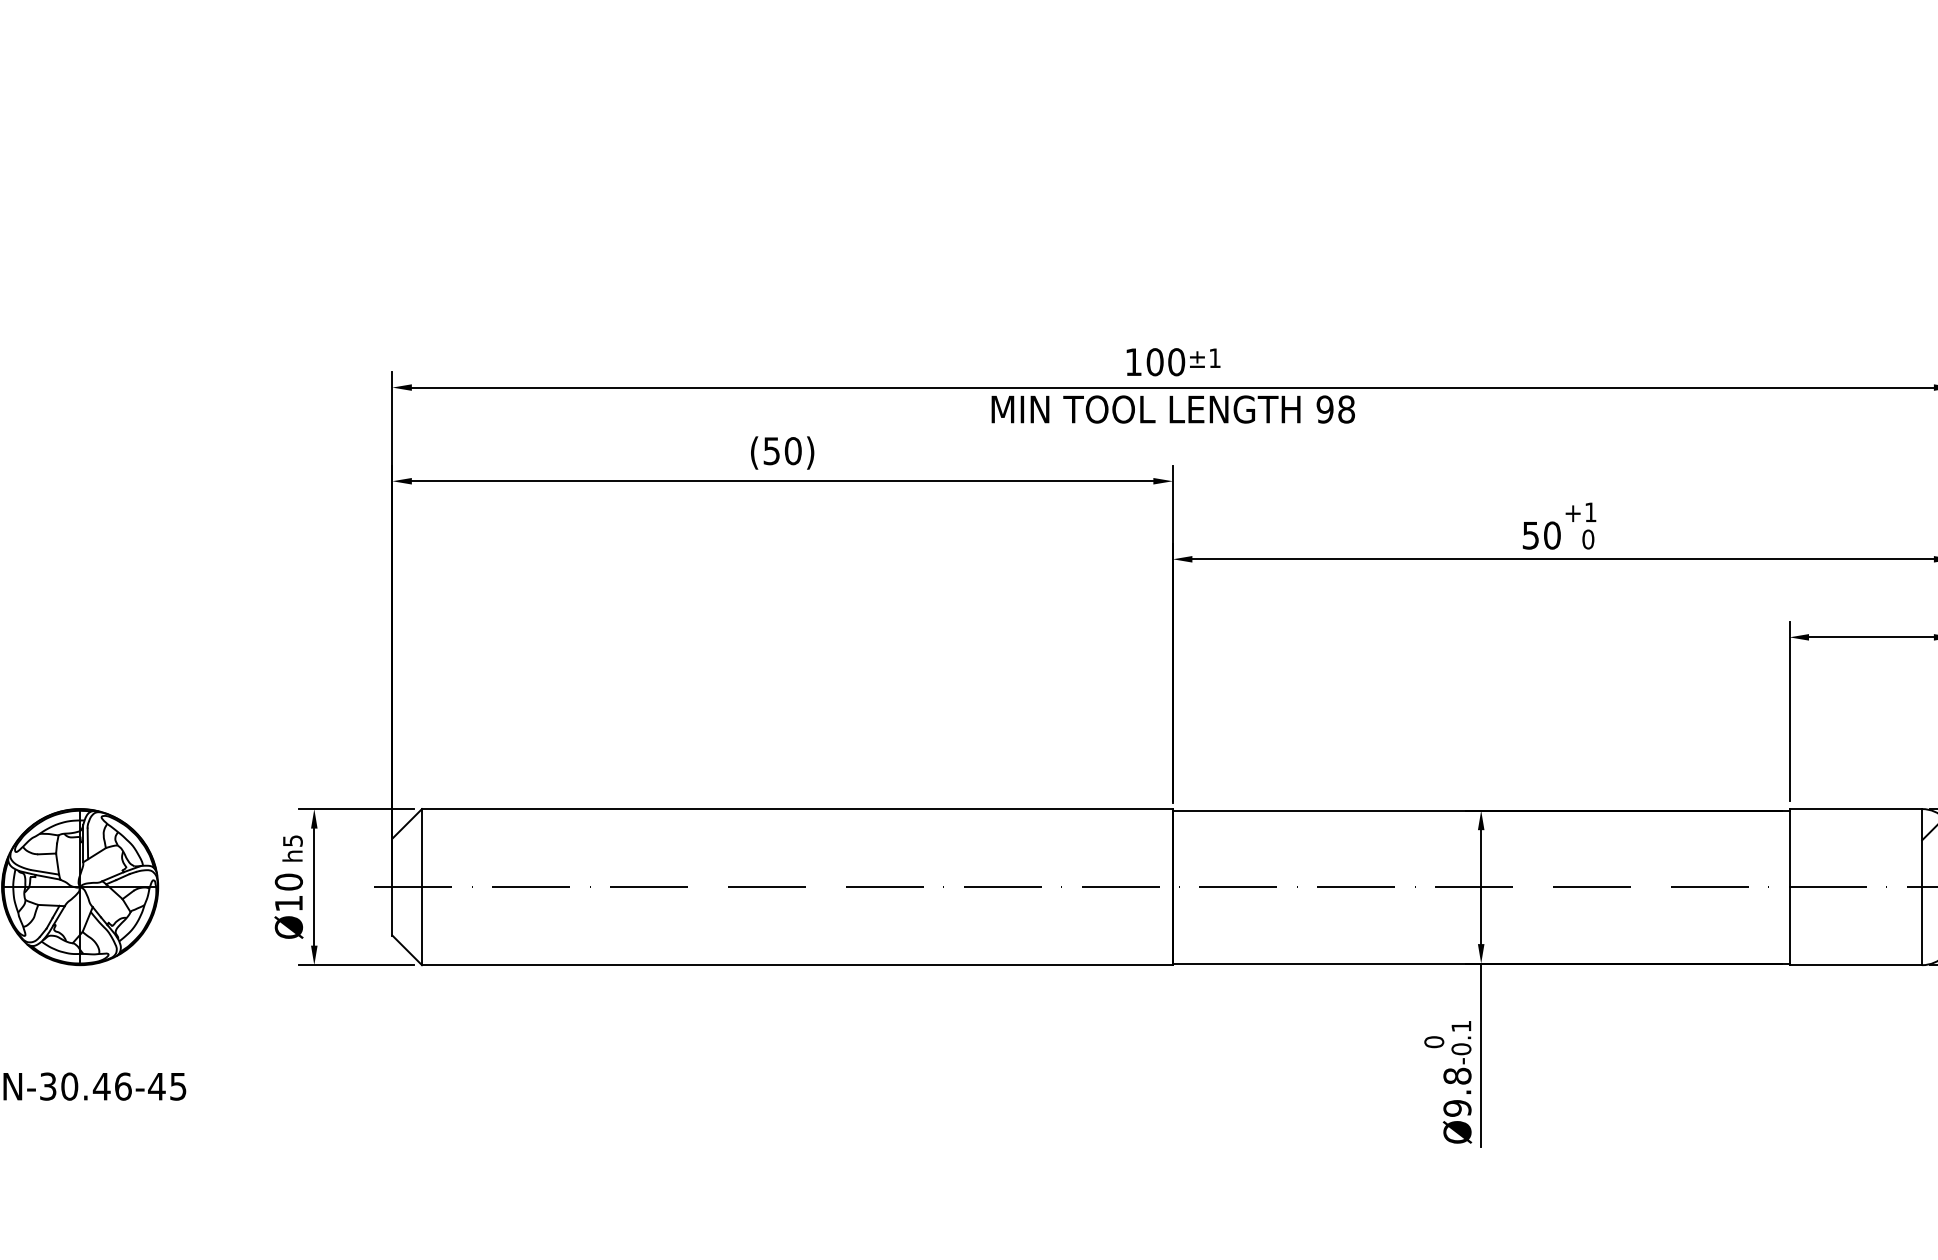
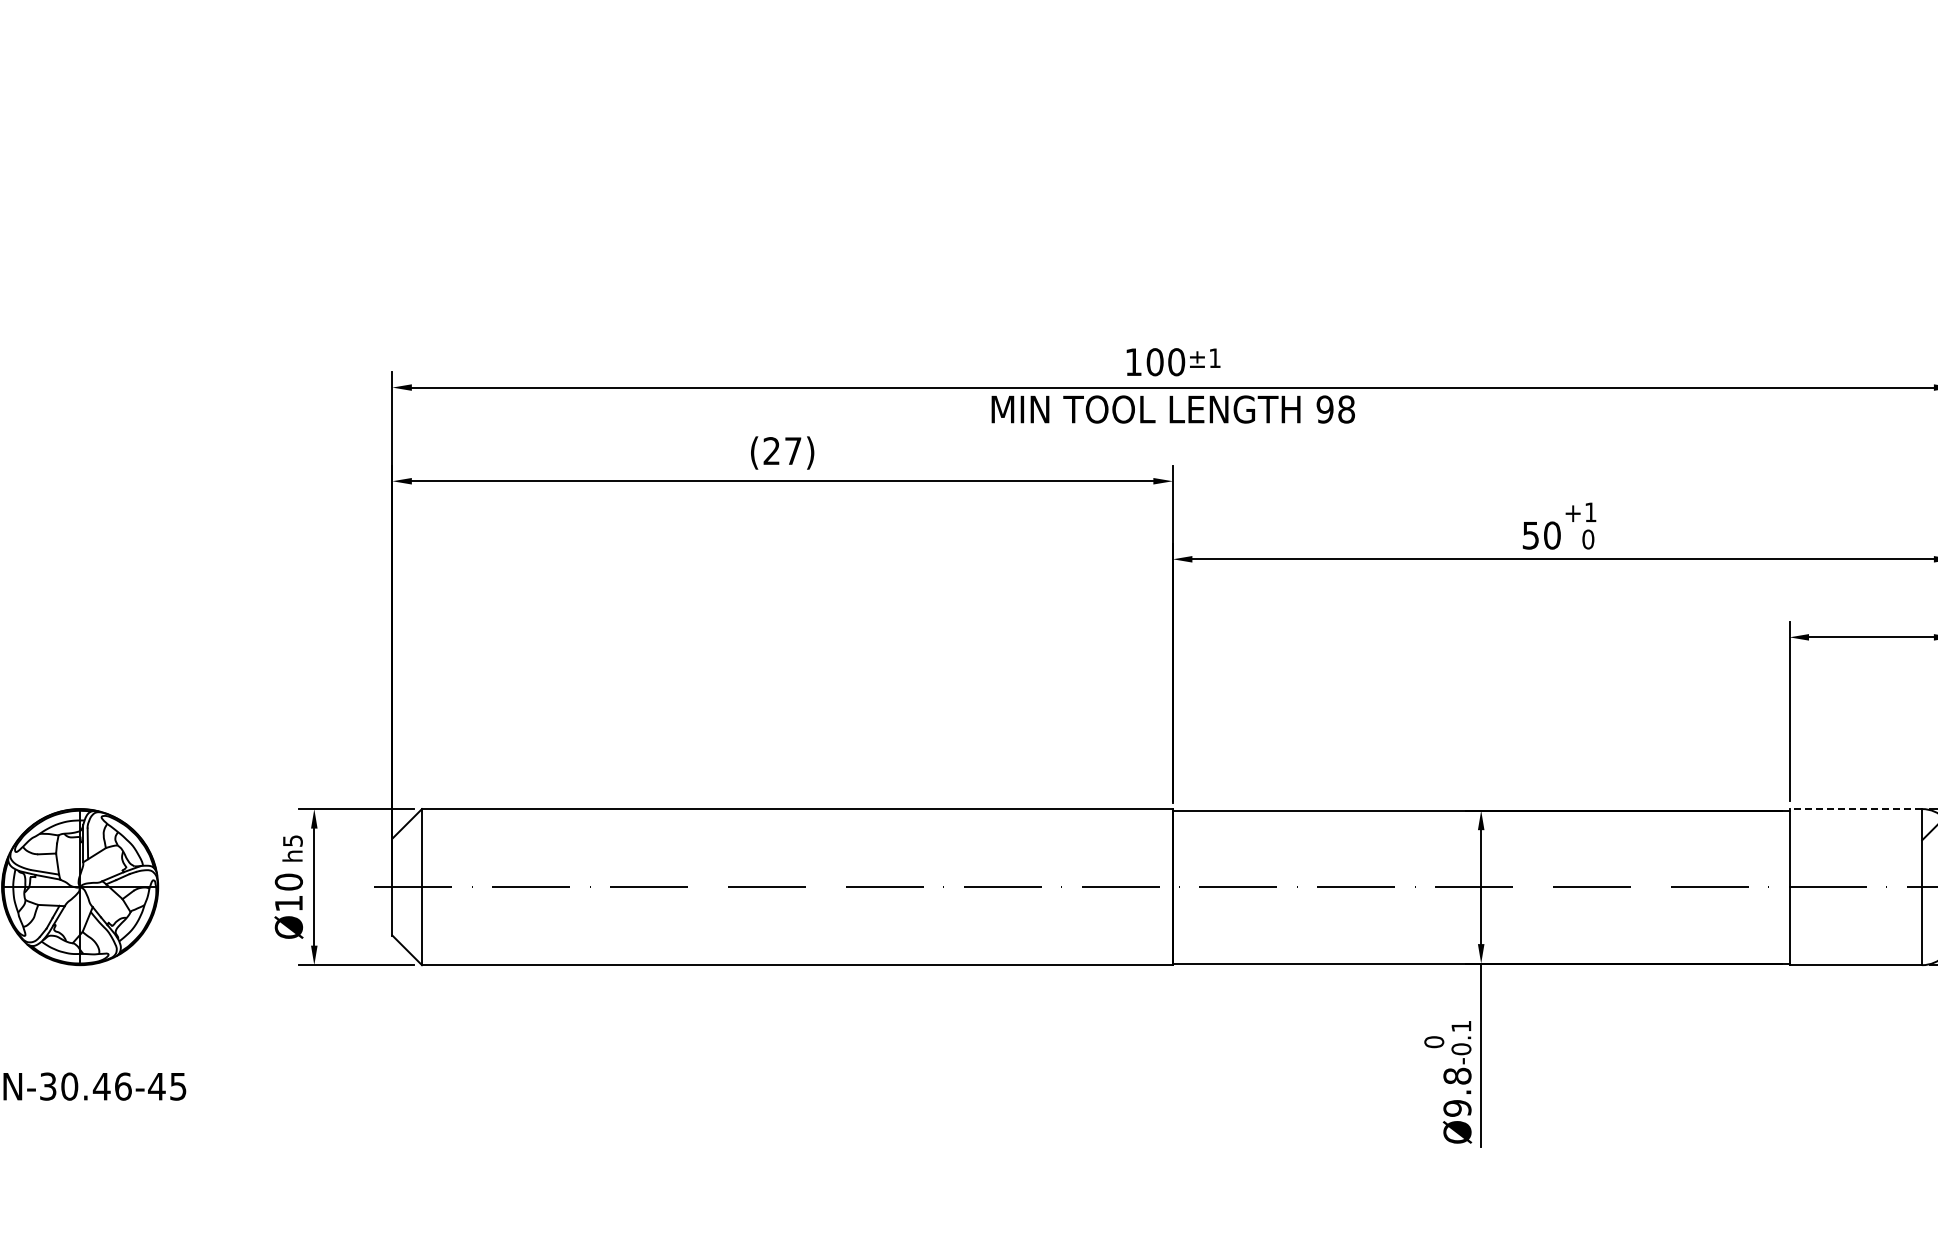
text: (50) -> (27) (782, 451)
line: solid -> dashed (1855, 809)
